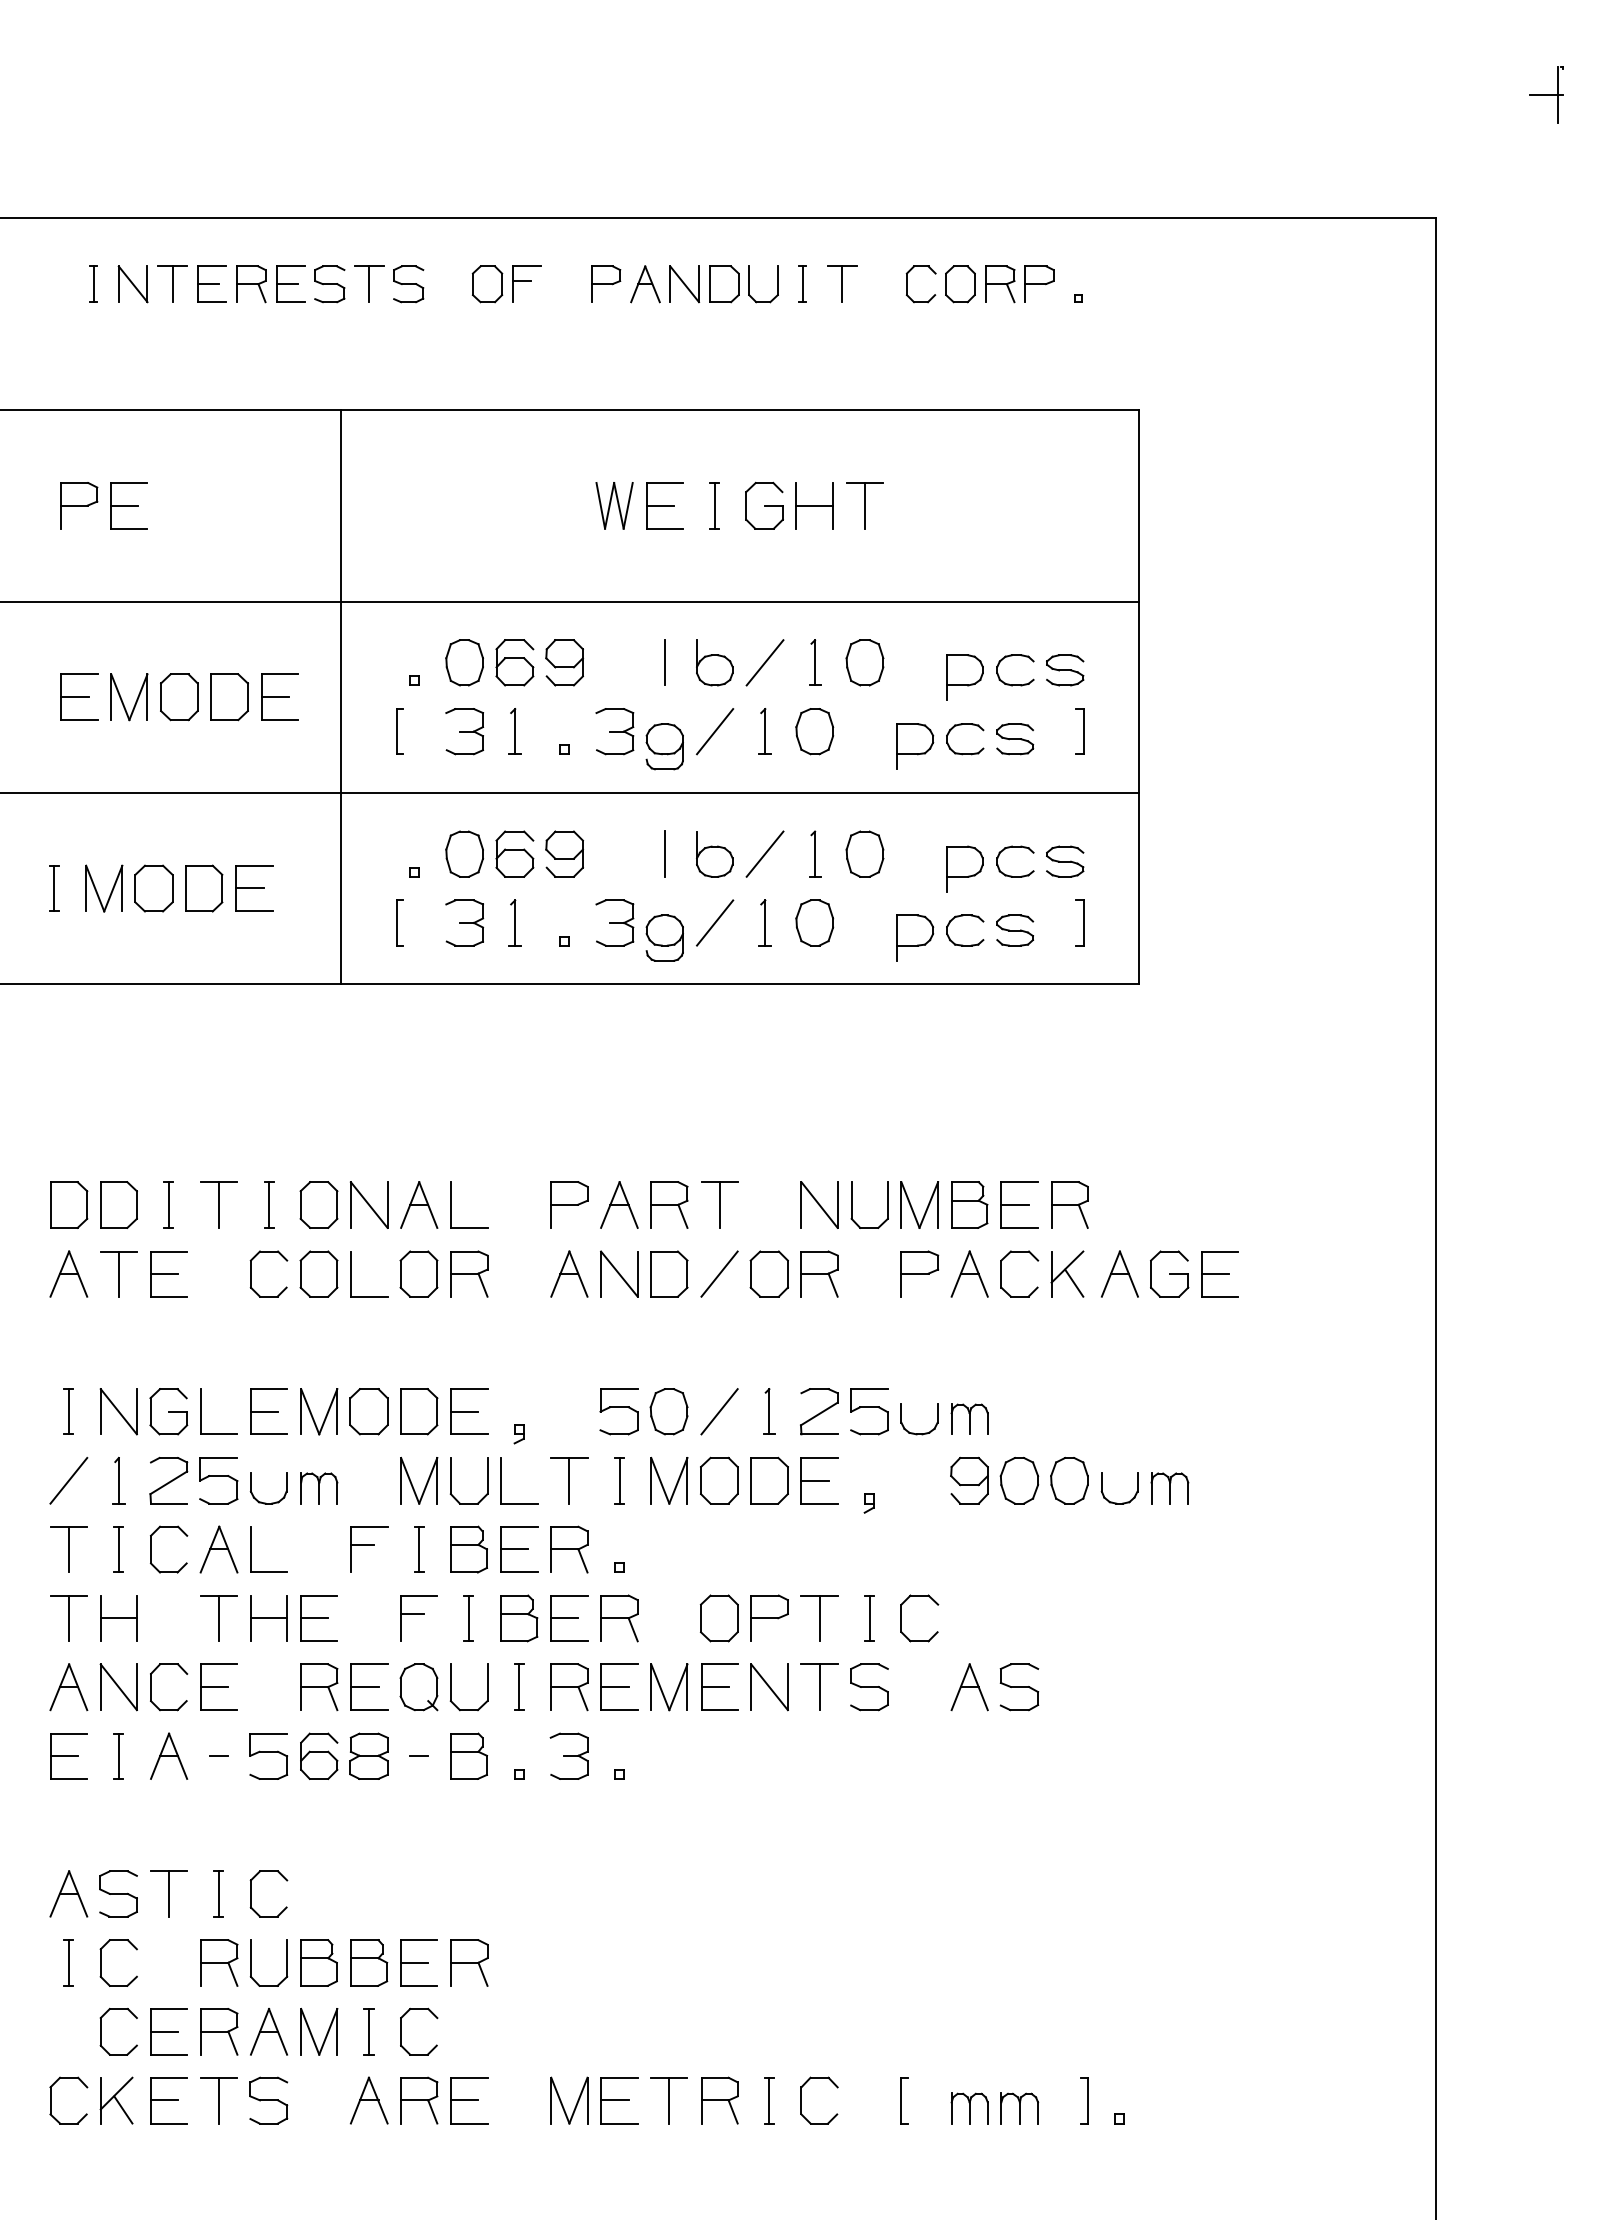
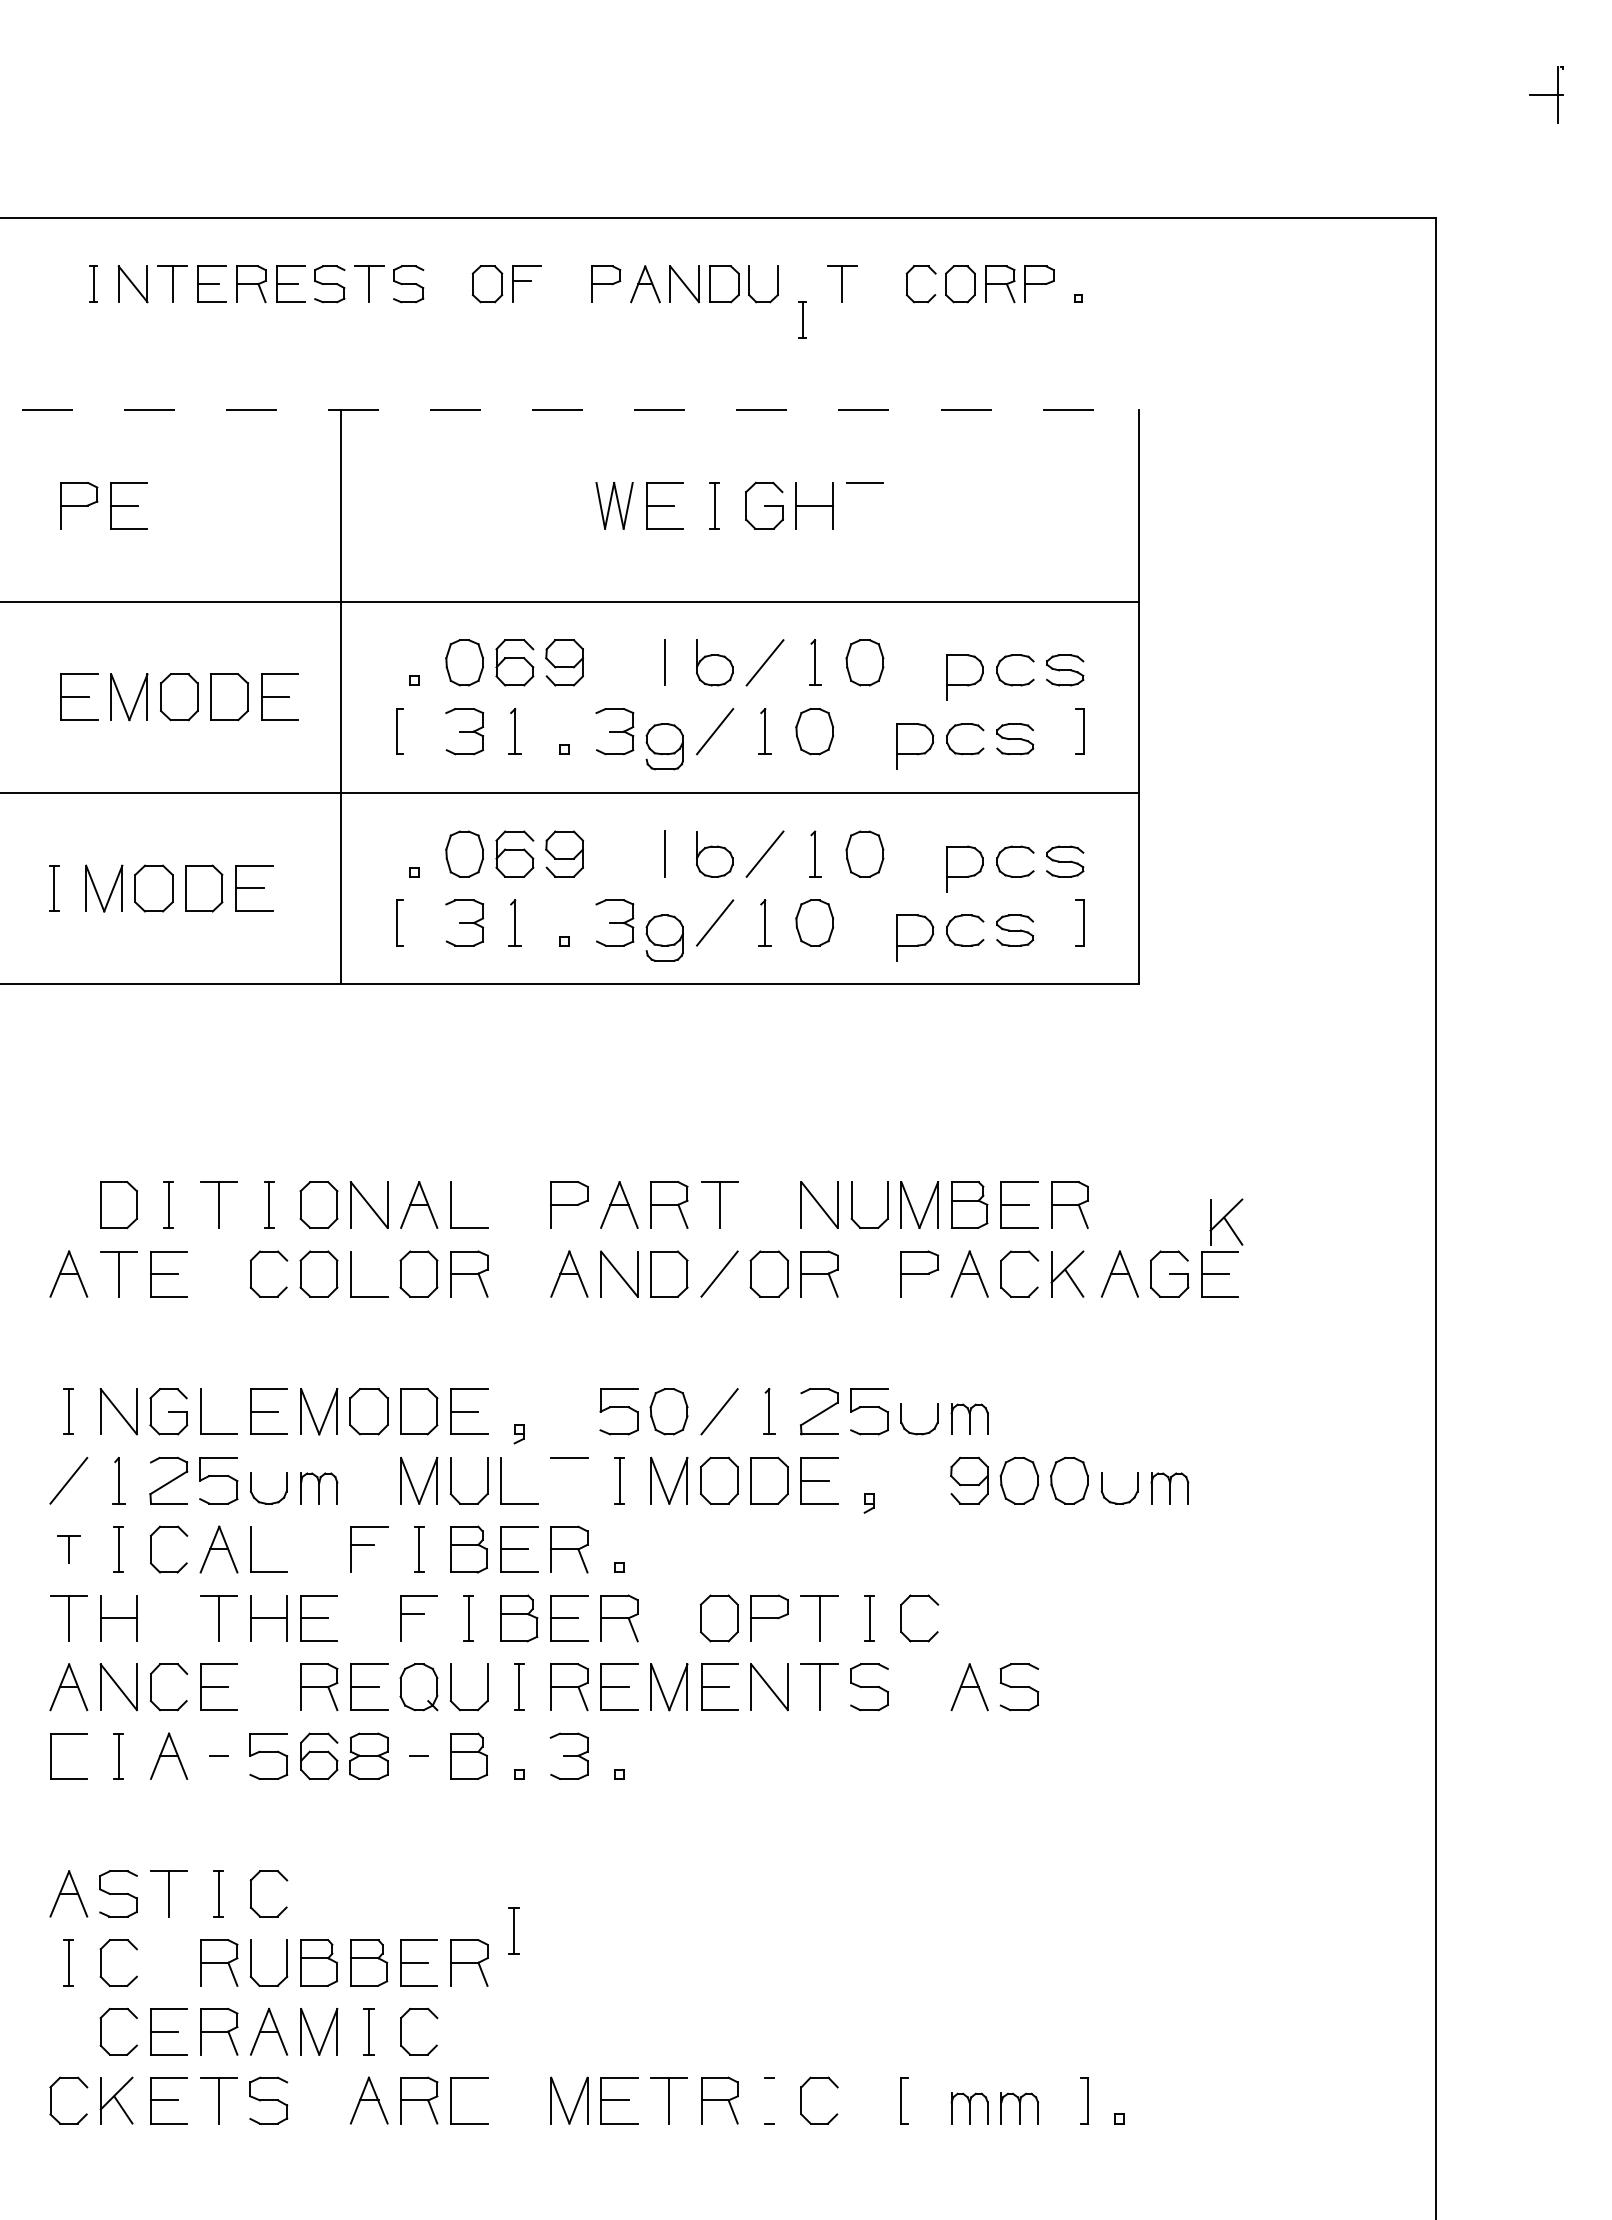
part position: (802, 283) -> (802, 319) (802, 319)
line: solid -> dashed (569, 410)
line: present -> none (864, 505)
part: present -> none (69, 1204)
part: none -> present (1226, 1221)
line: present -> none (569, 1480)
part size: 38x47 px -> 24x29 px (68, 1549)
line: present -> none (64, 1755)
part: none -> present (513, 1930)
line: present -> none (464, 2100)
line: present -> none (769, 2100)
